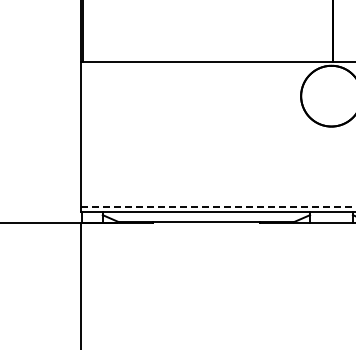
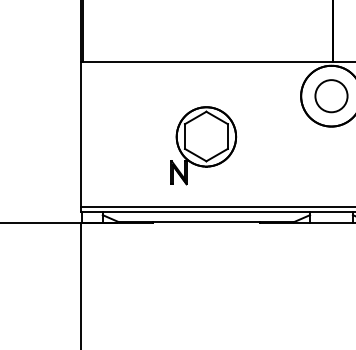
circle: none -> present (331, 96)
part: none -> present (203, 145)
line: dashed -> solid (218, 207)
